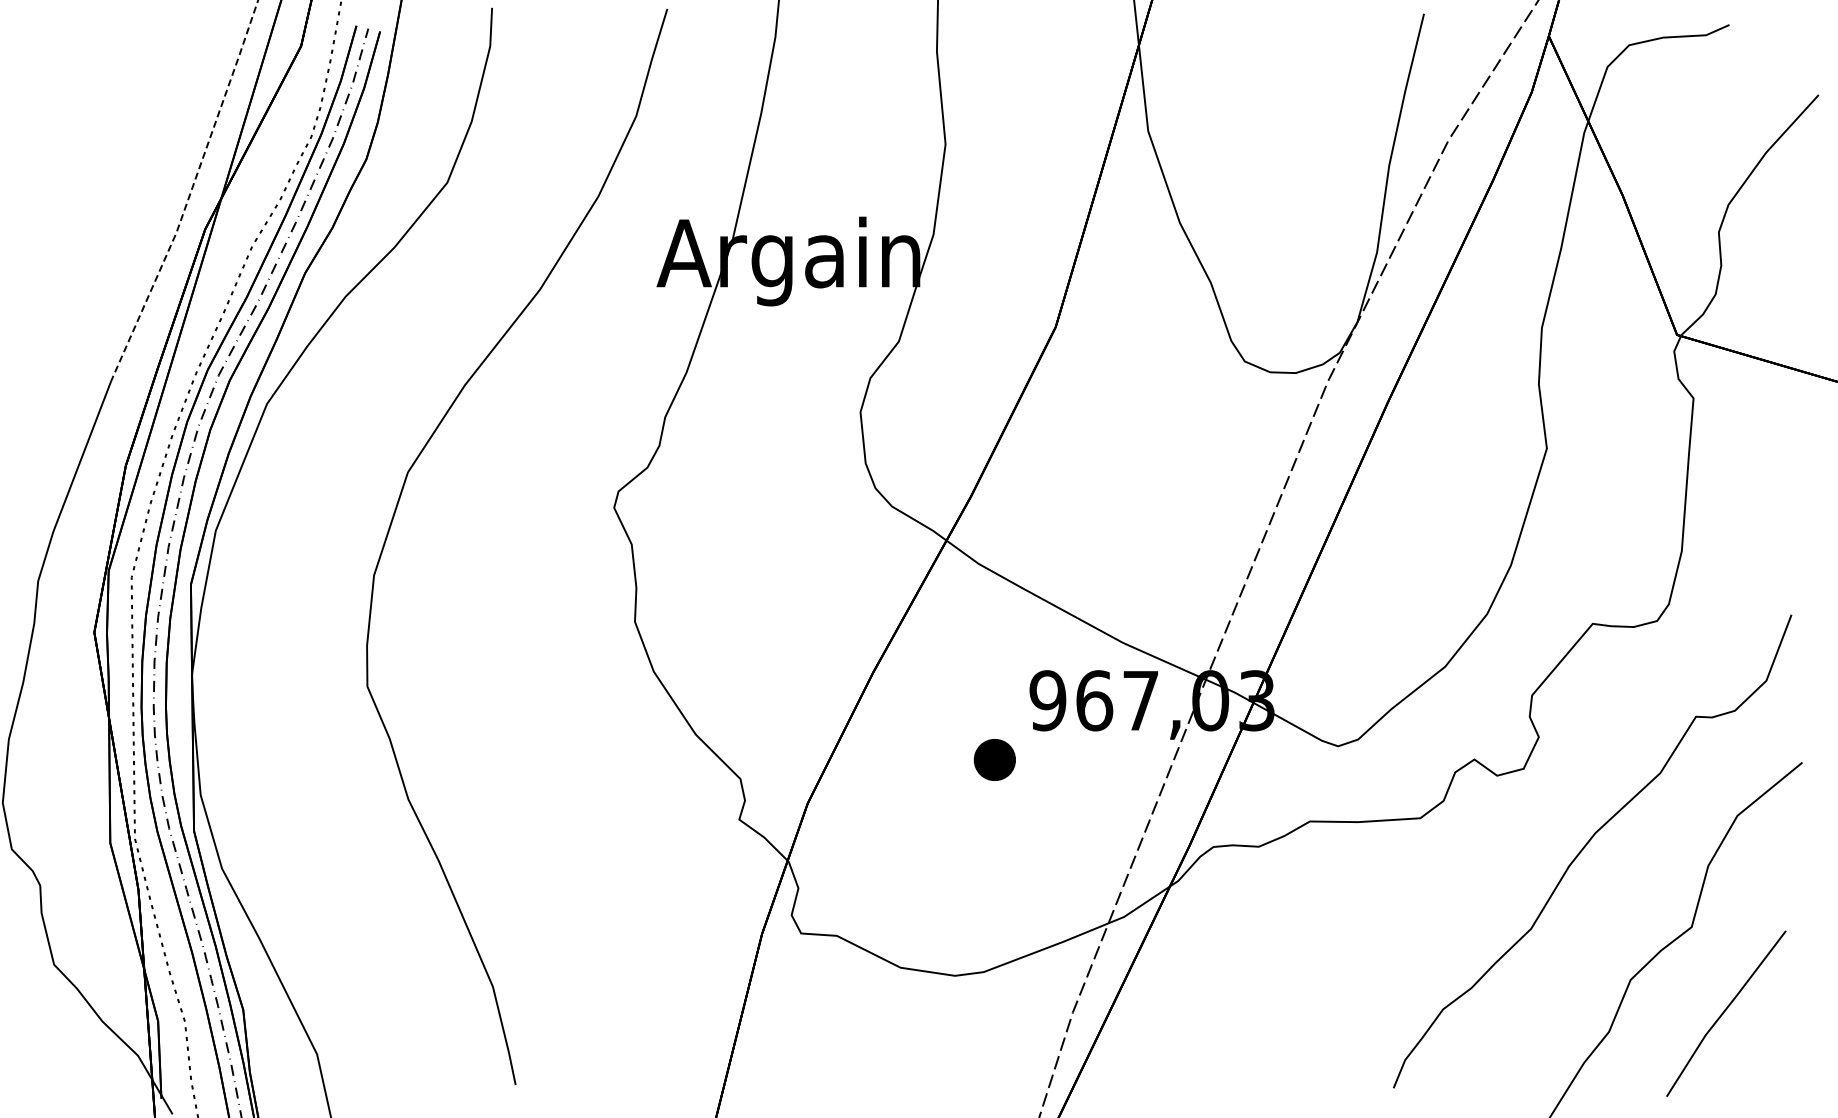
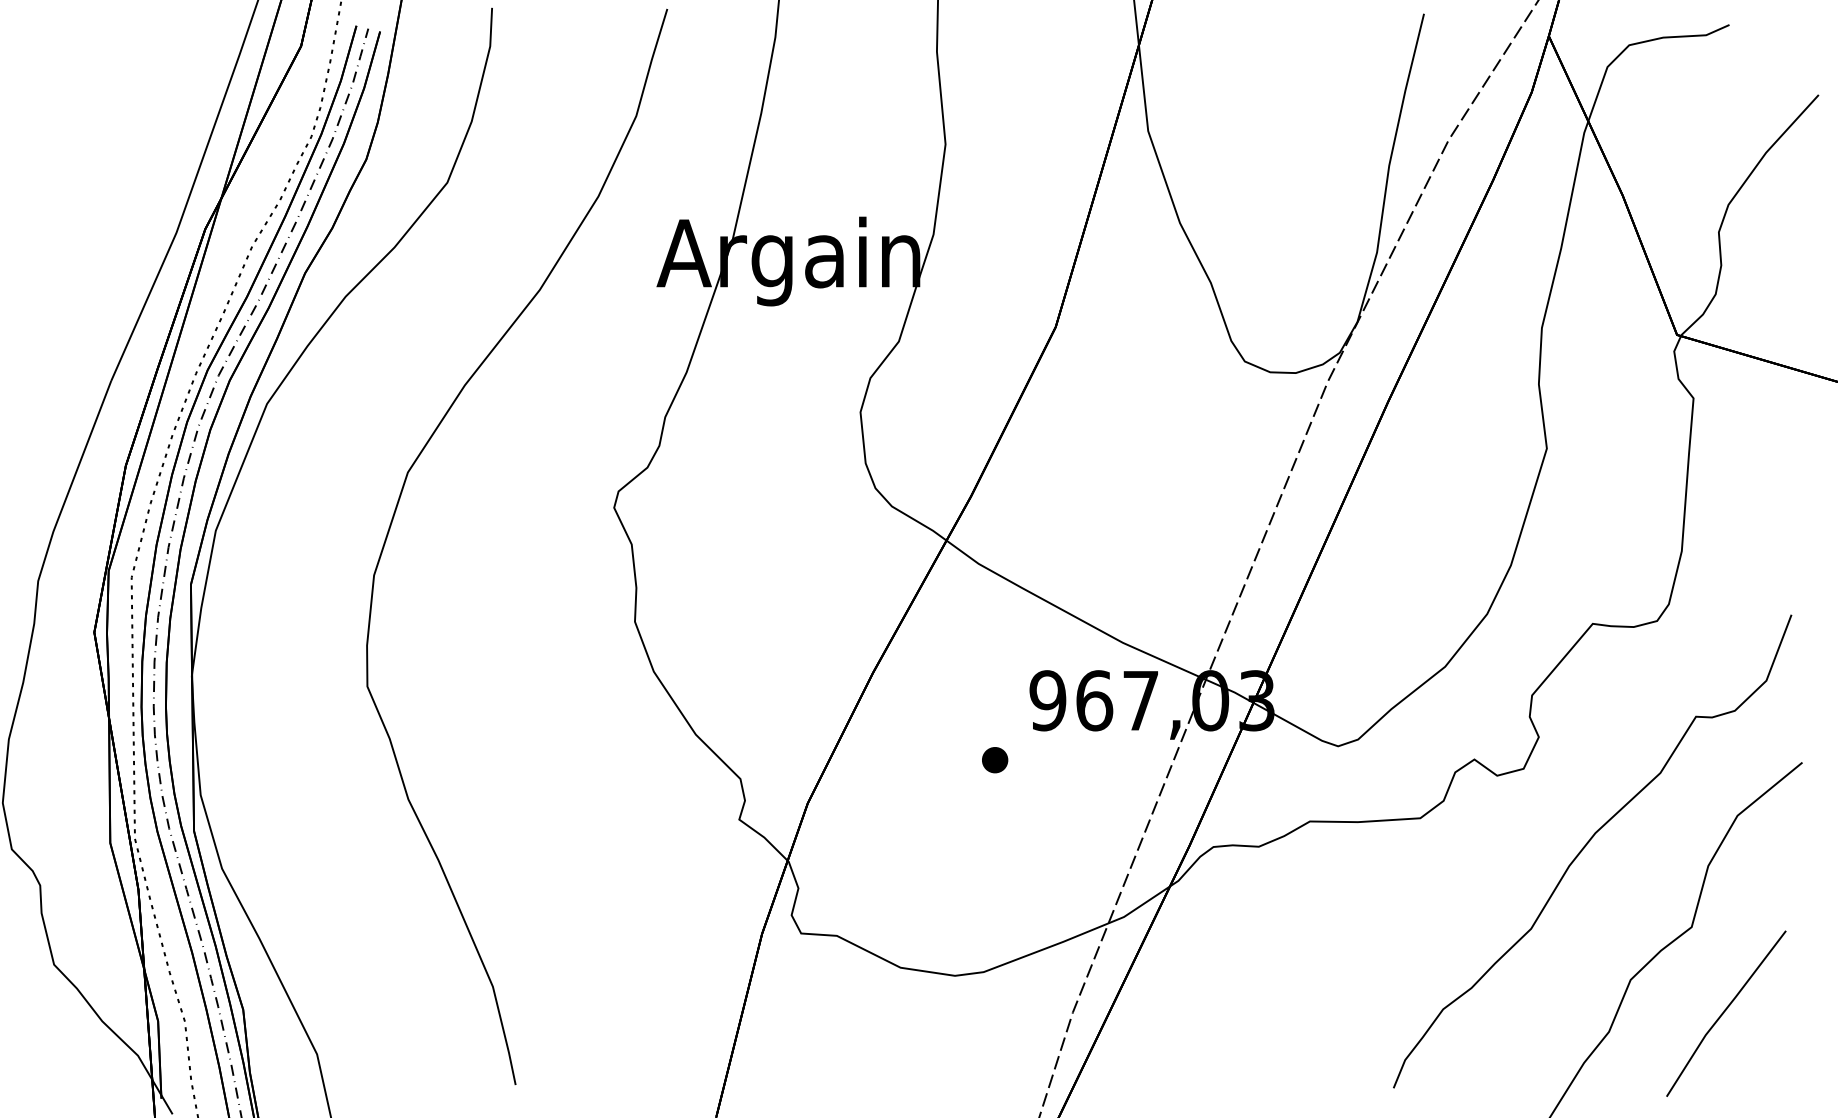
line: dashed -> solid (190, 193)
part size: 43x42 px -> 27x27 px (995, 760)
